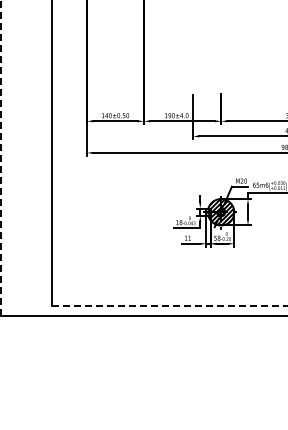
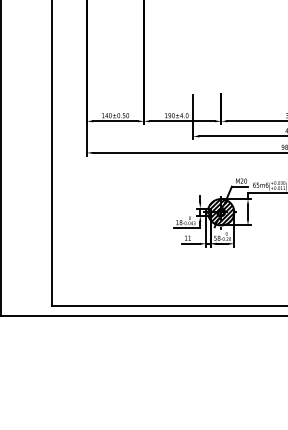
line: dashed -> solid (0, 158)
line: dashed -> solid (169, 306)
